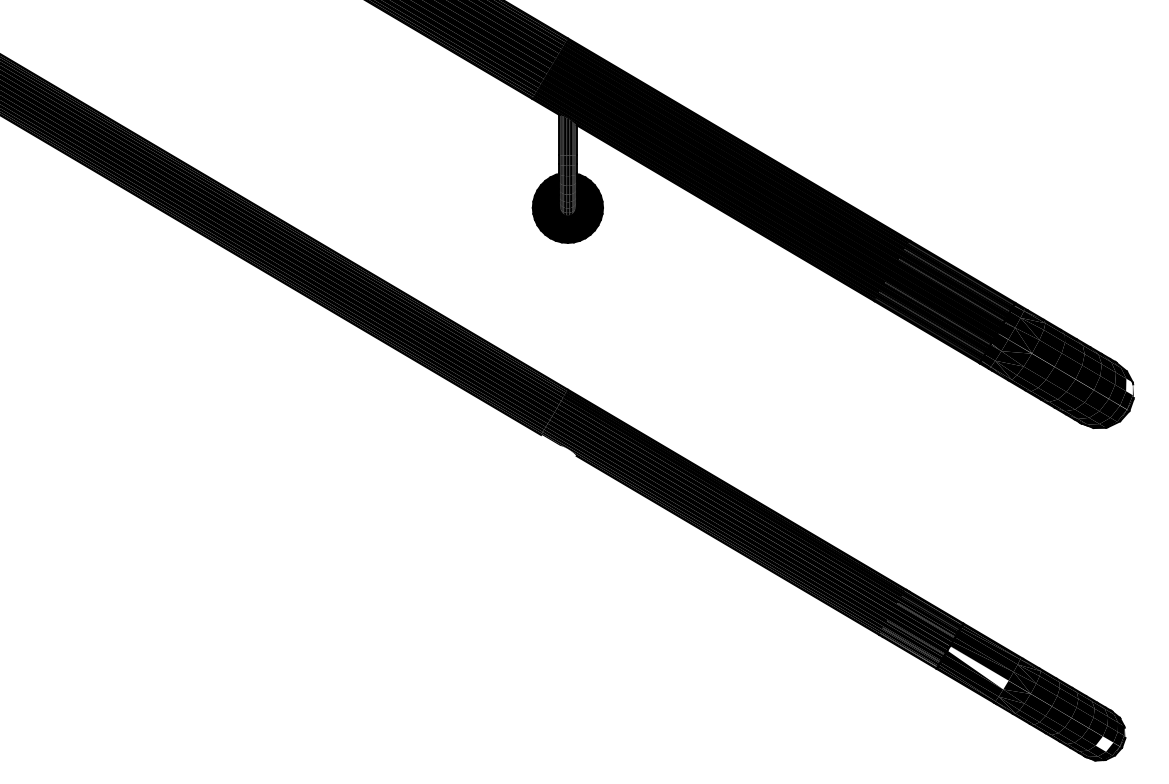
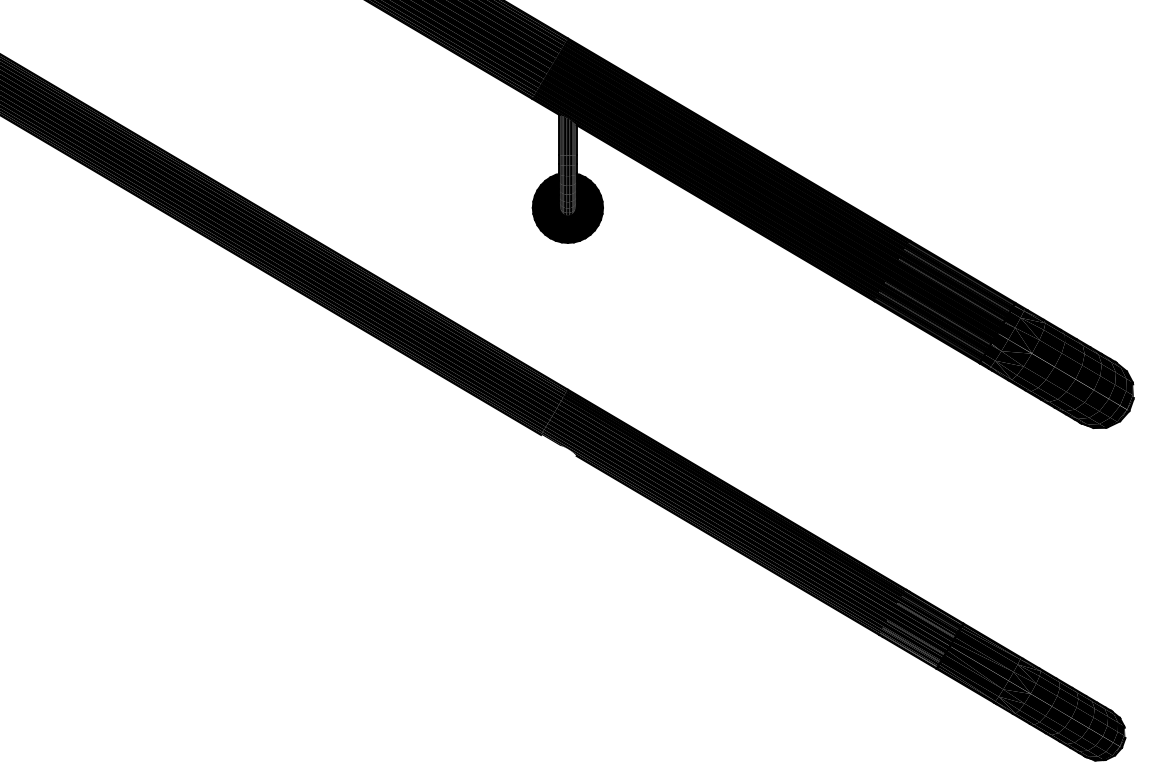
fill: none -> present (1129, 386)
fill: none -> present (977, 667)
fill: none -> present (1104, 743)
